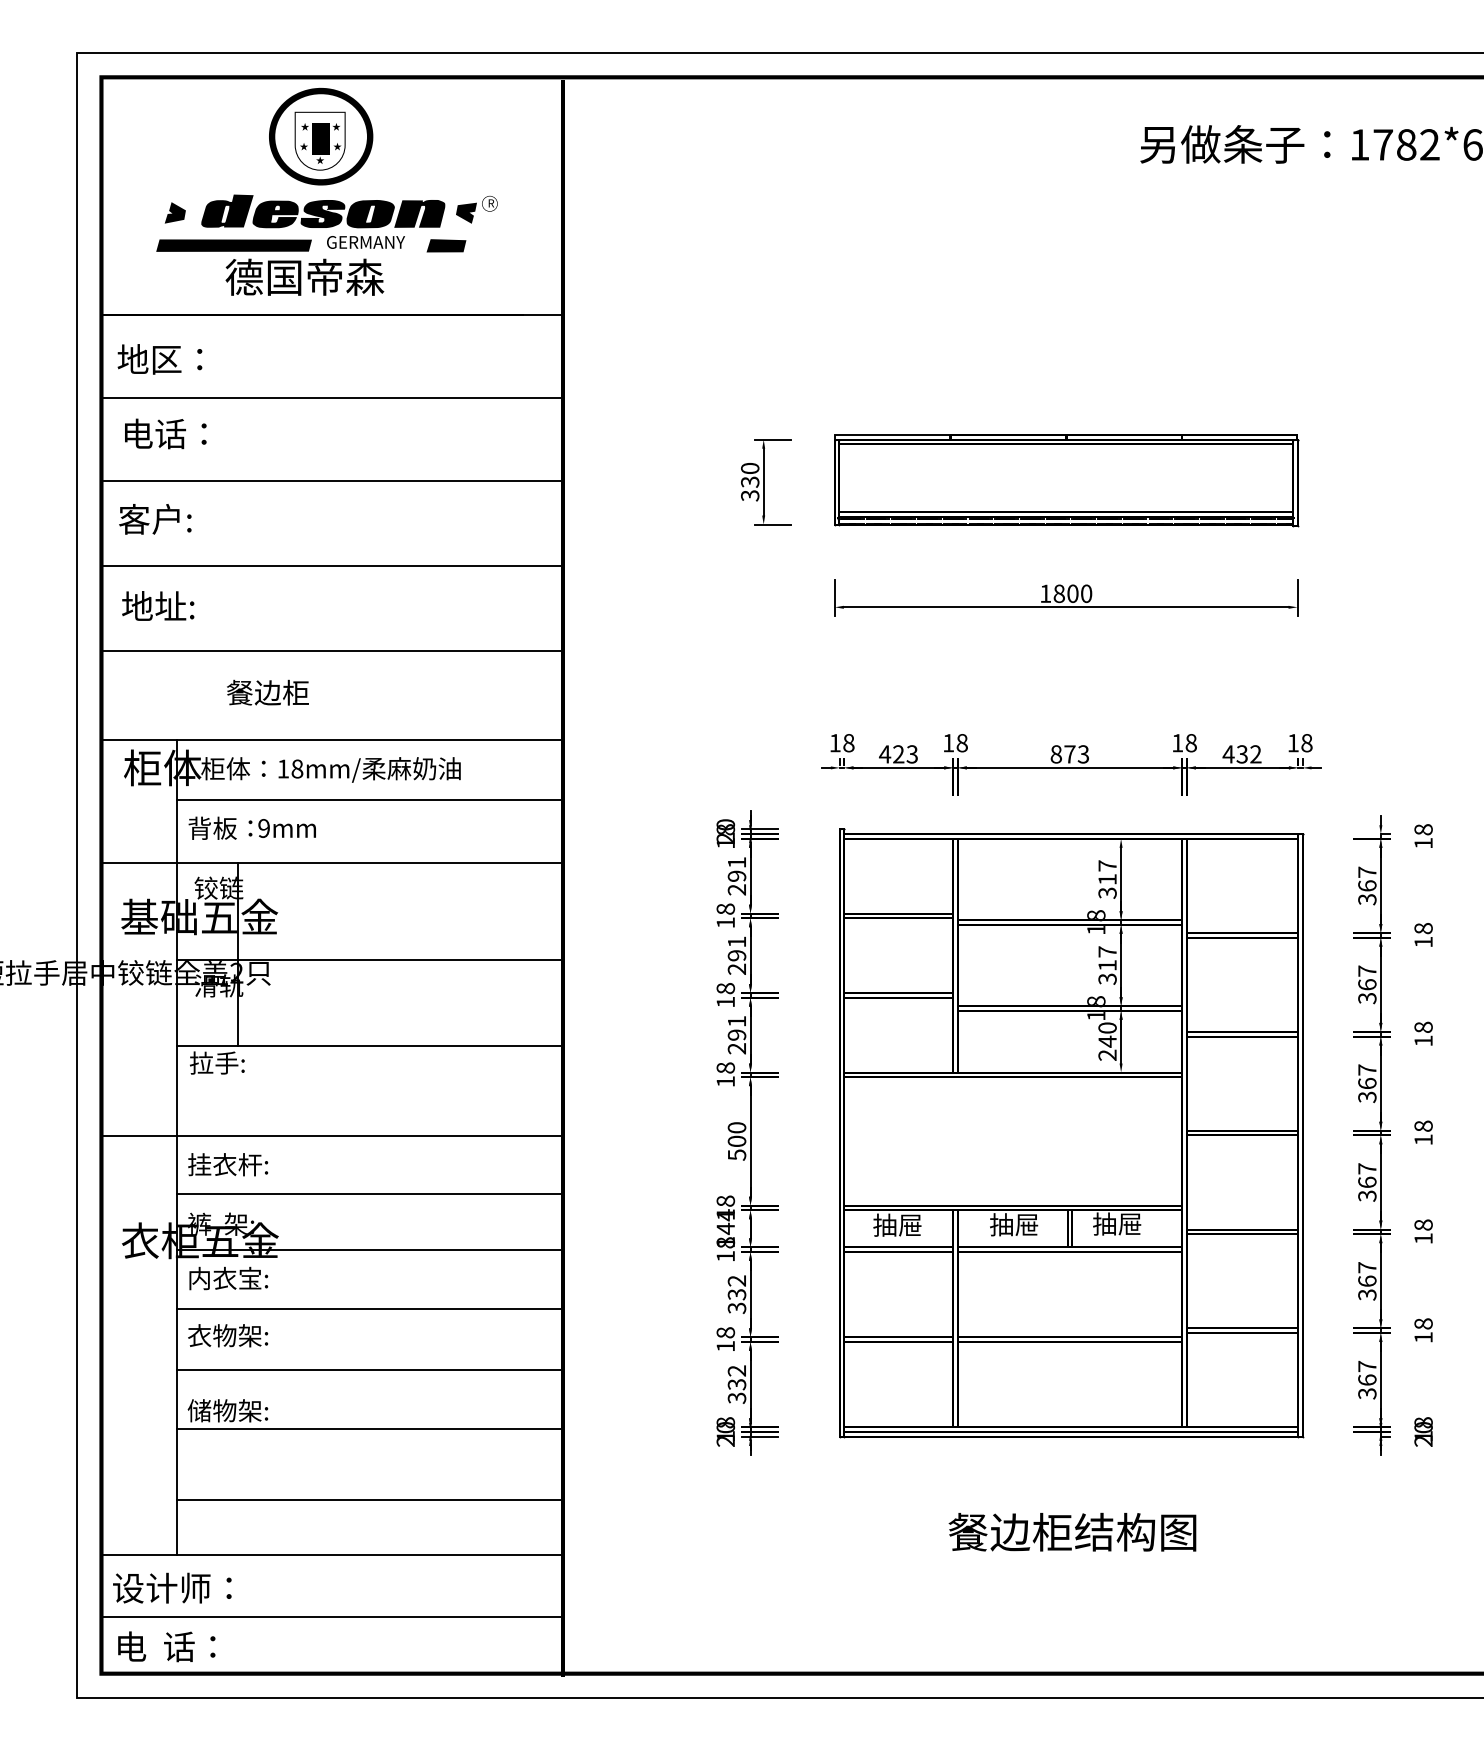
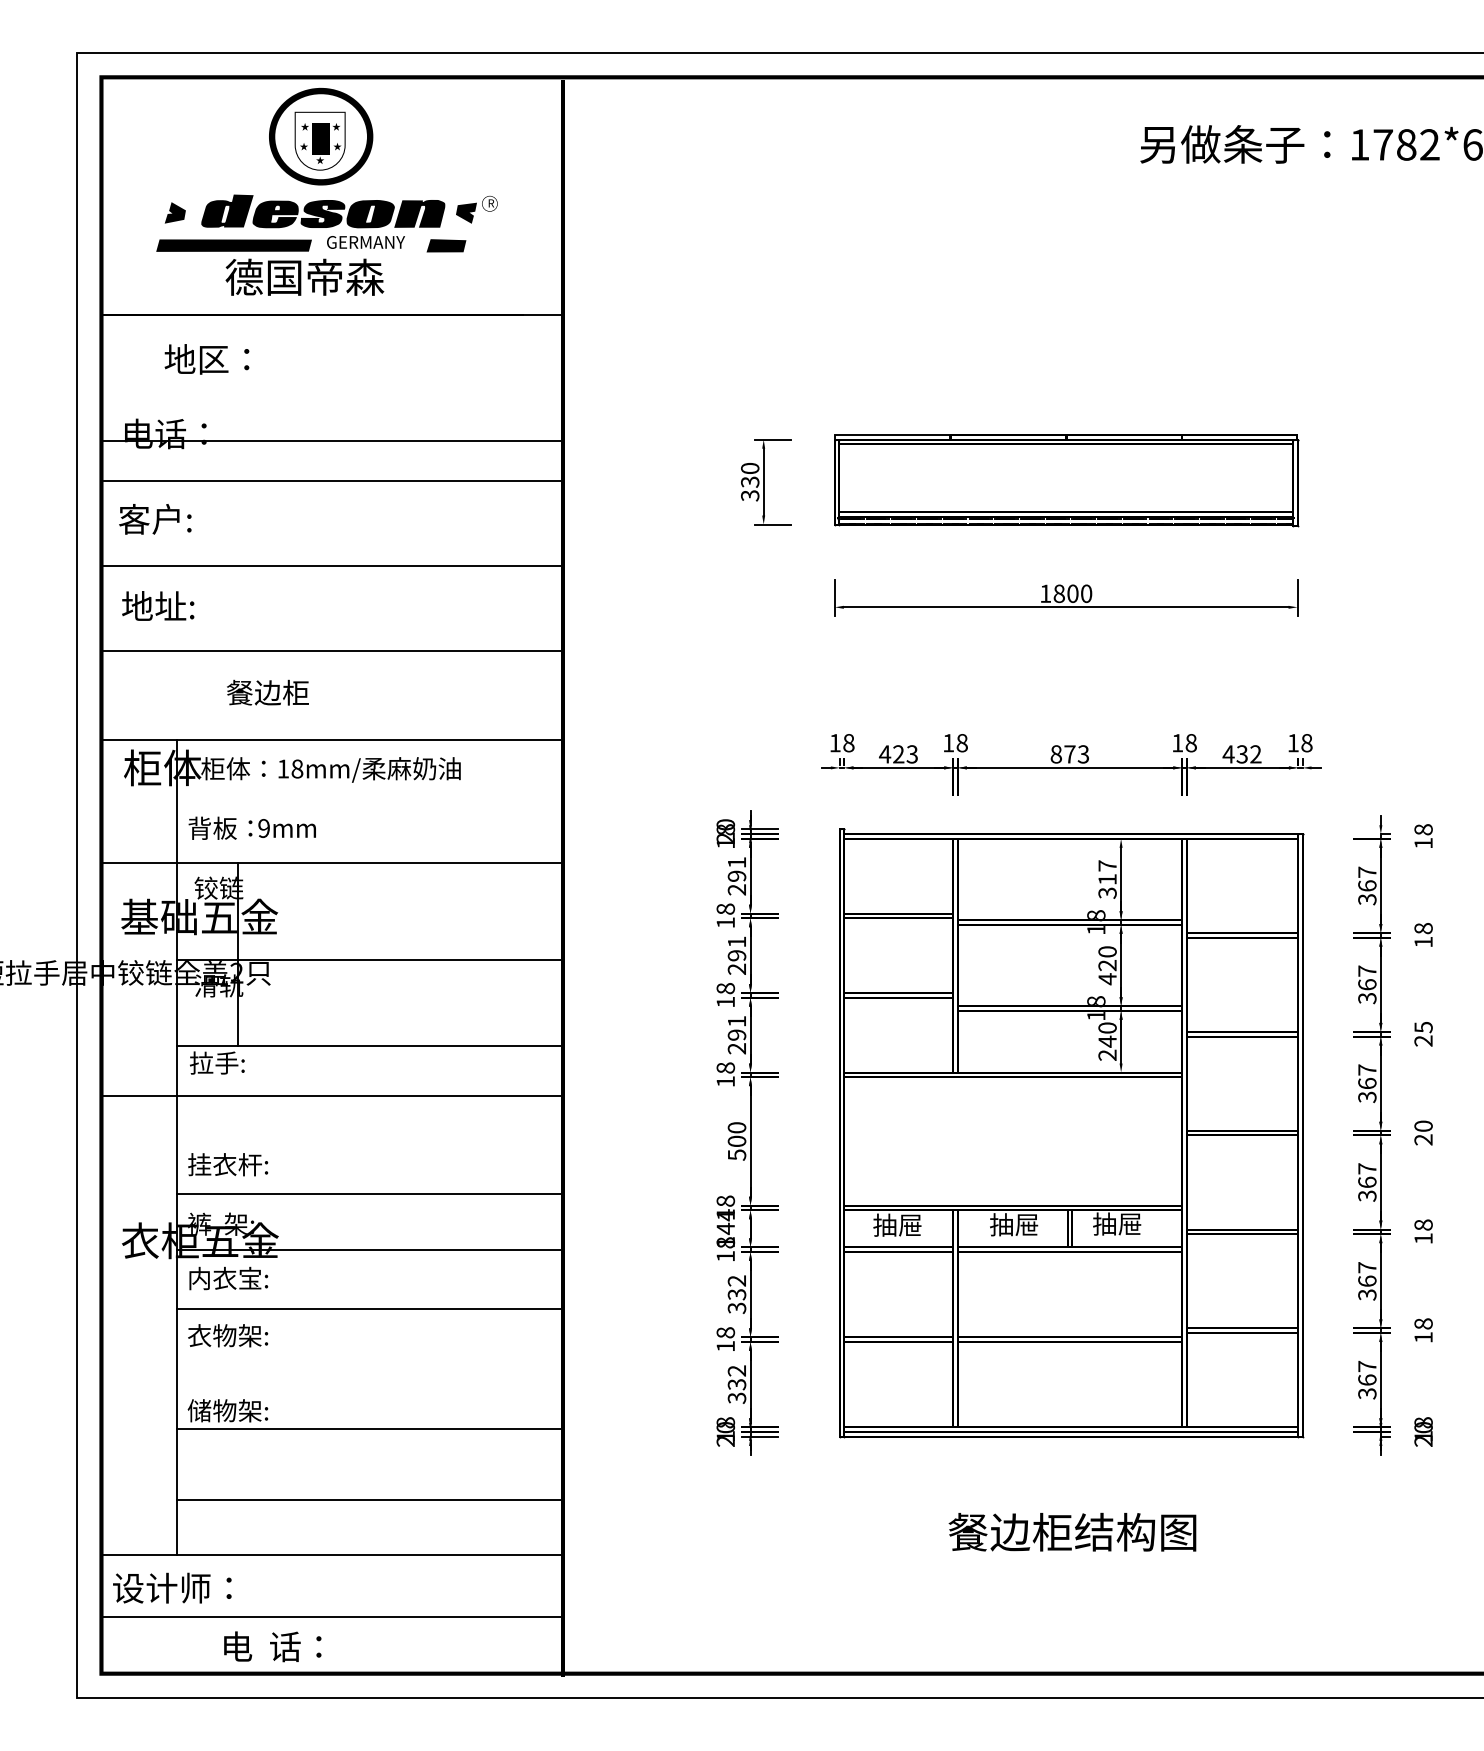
text position: (159, 359) -> (206, 359) (206, 359)
line position: (331, 398) -> (331, 441) (331, 441)
line: present -> none (369, 799)
text: 317 -> 420 (1107, 965)
text: 18 -> 25 (1423, 1033)
text: 18 -> 20 (1423, 1132)
line position: (331, 1135) -> (331, 1095) (331, 1095)
line: present -> none (369, 1369)
text position: (166, 1646) -> (272, 1646) (272, 1646)
